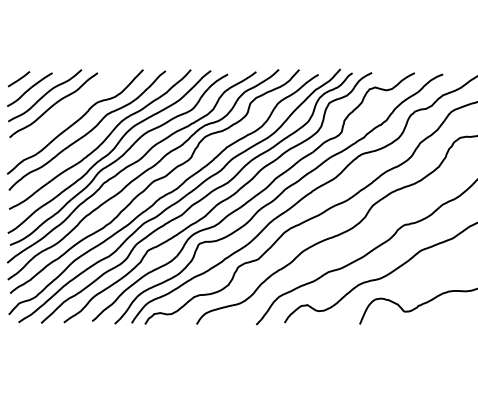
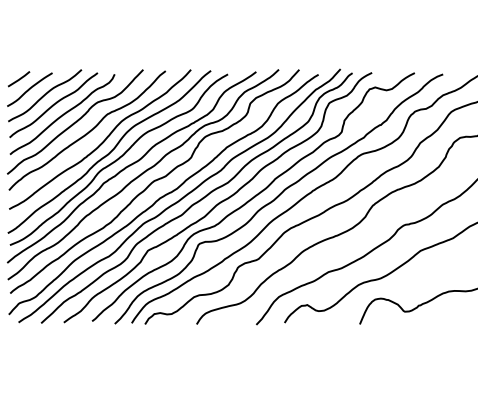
curve: none -> present (62, 114)
